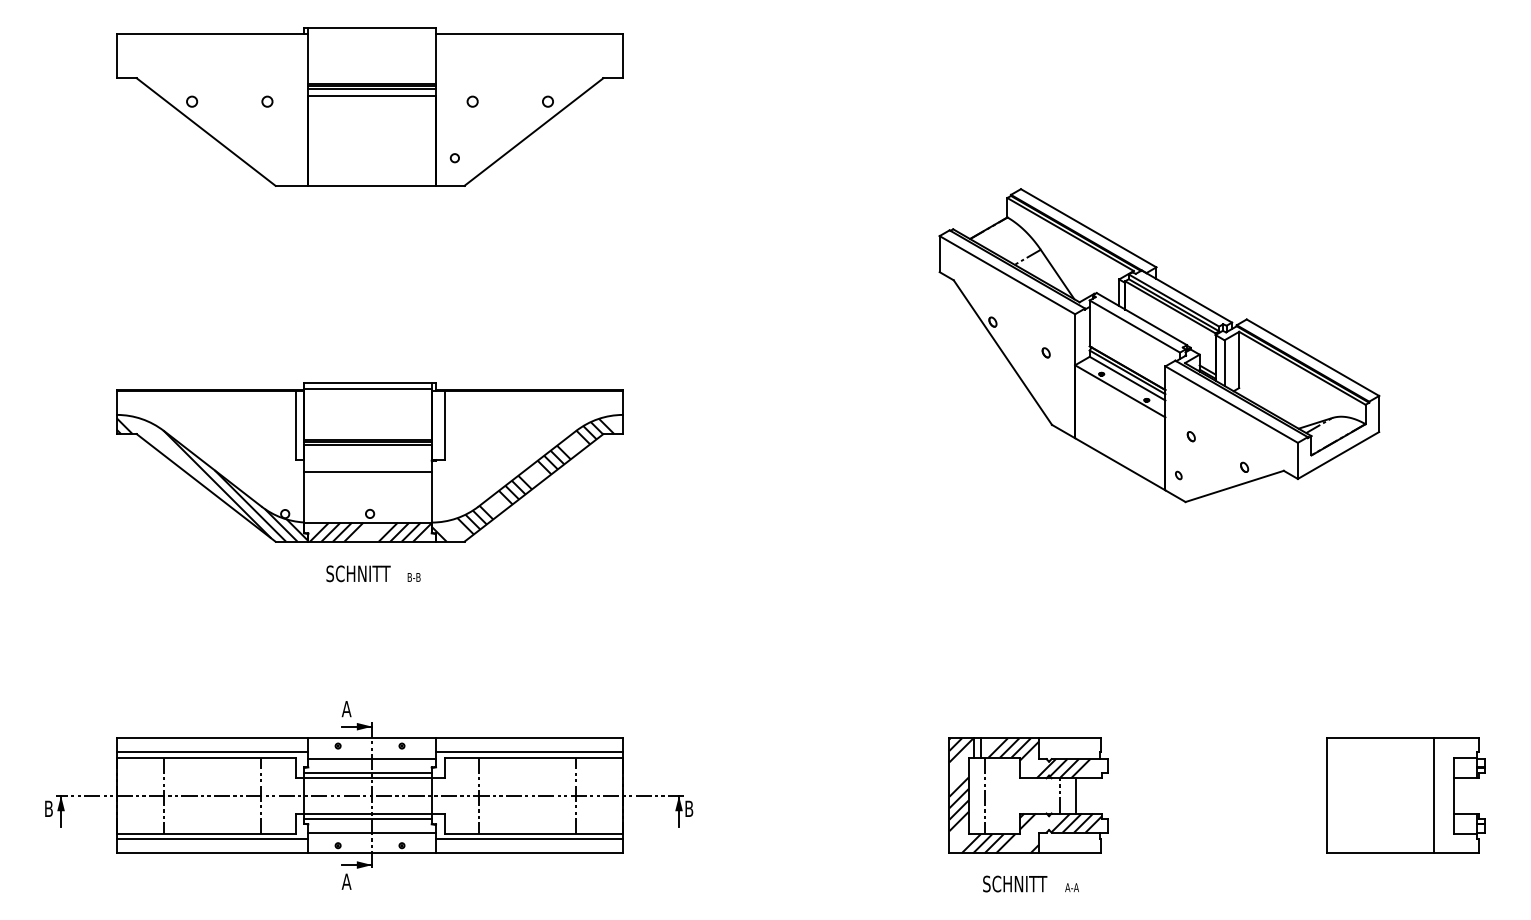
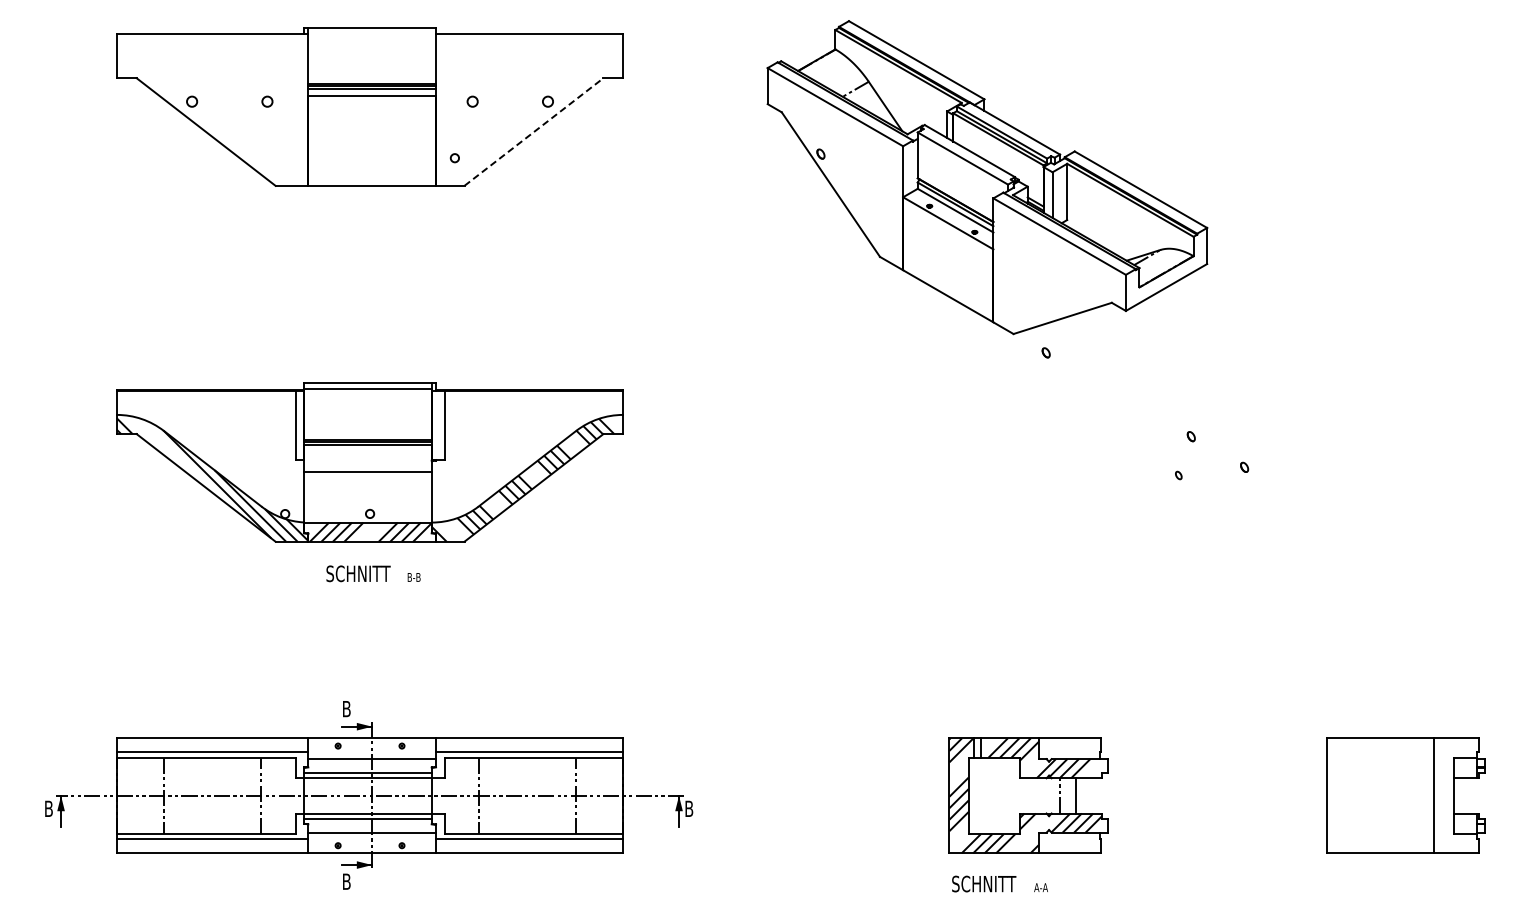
line: solid -> dashed (533, 132)
part position: (1159, 345) -> (987, 177) (987, 177)
text: A -> B (346, 709)
line: present -> none (984, 795)
text: A -> B (346, 881)
text position: (1030, 883) -> (999, 883) (999, 883)
